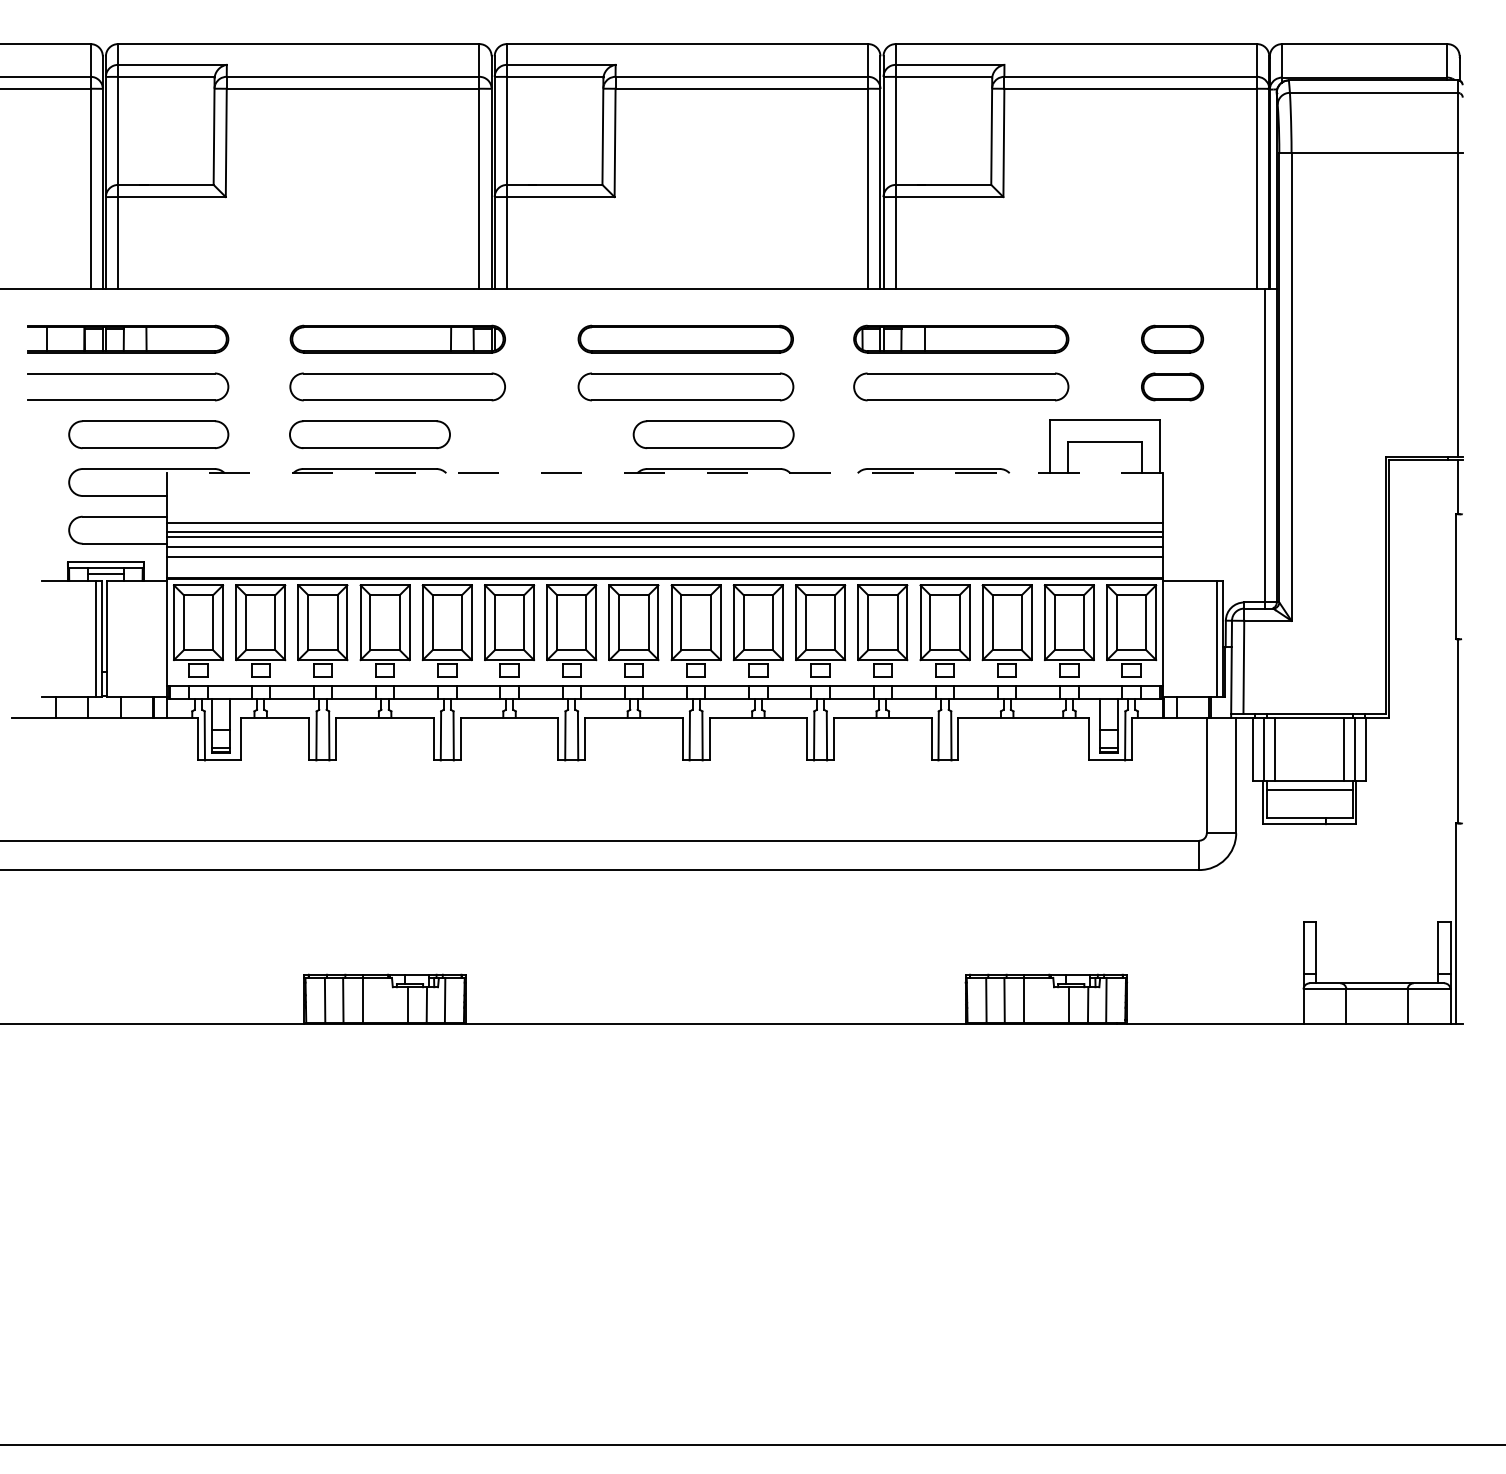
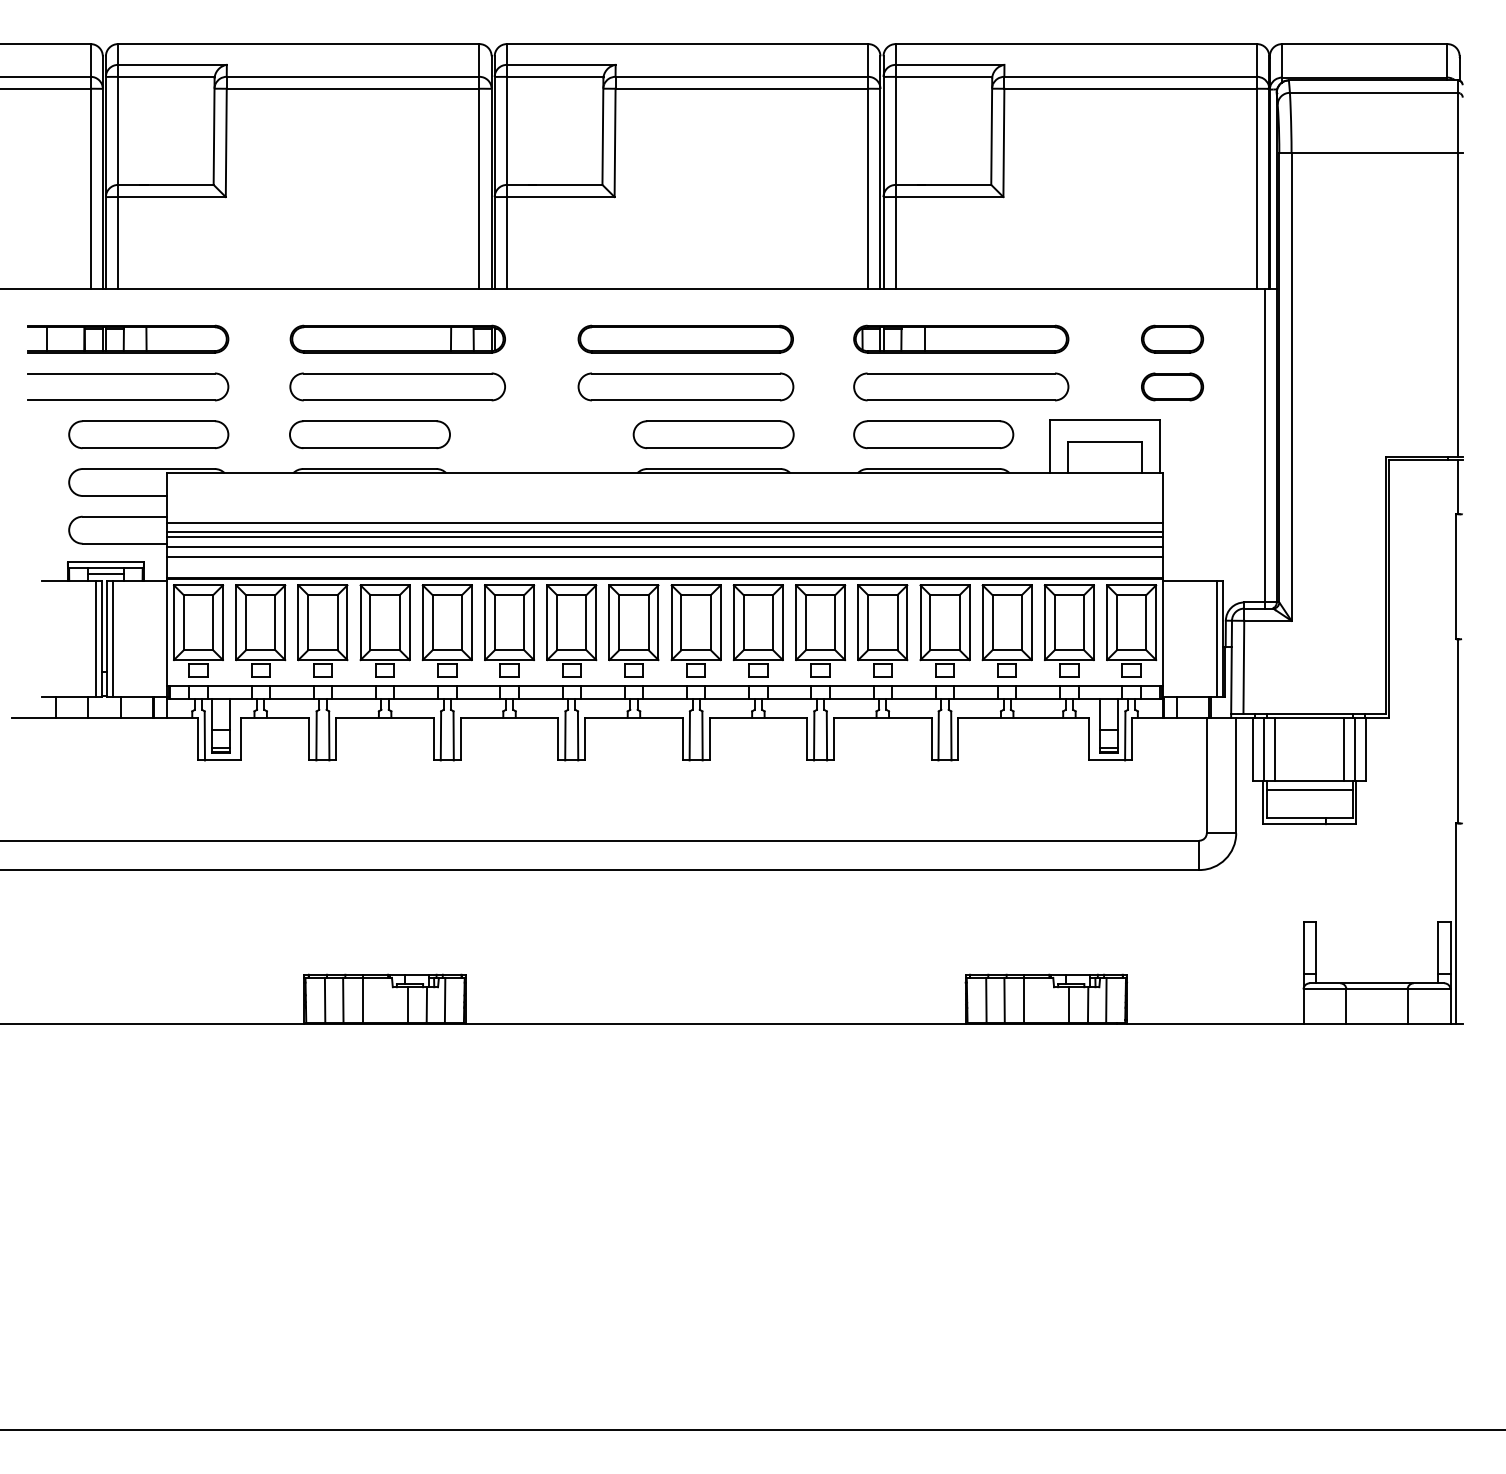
part: none -> present (933, 434)
line: dashed -> solid (665, 473)
line: none -> present (112, 639)
line position: (752, 1444) -> (752, 1429) (752, 1429)
